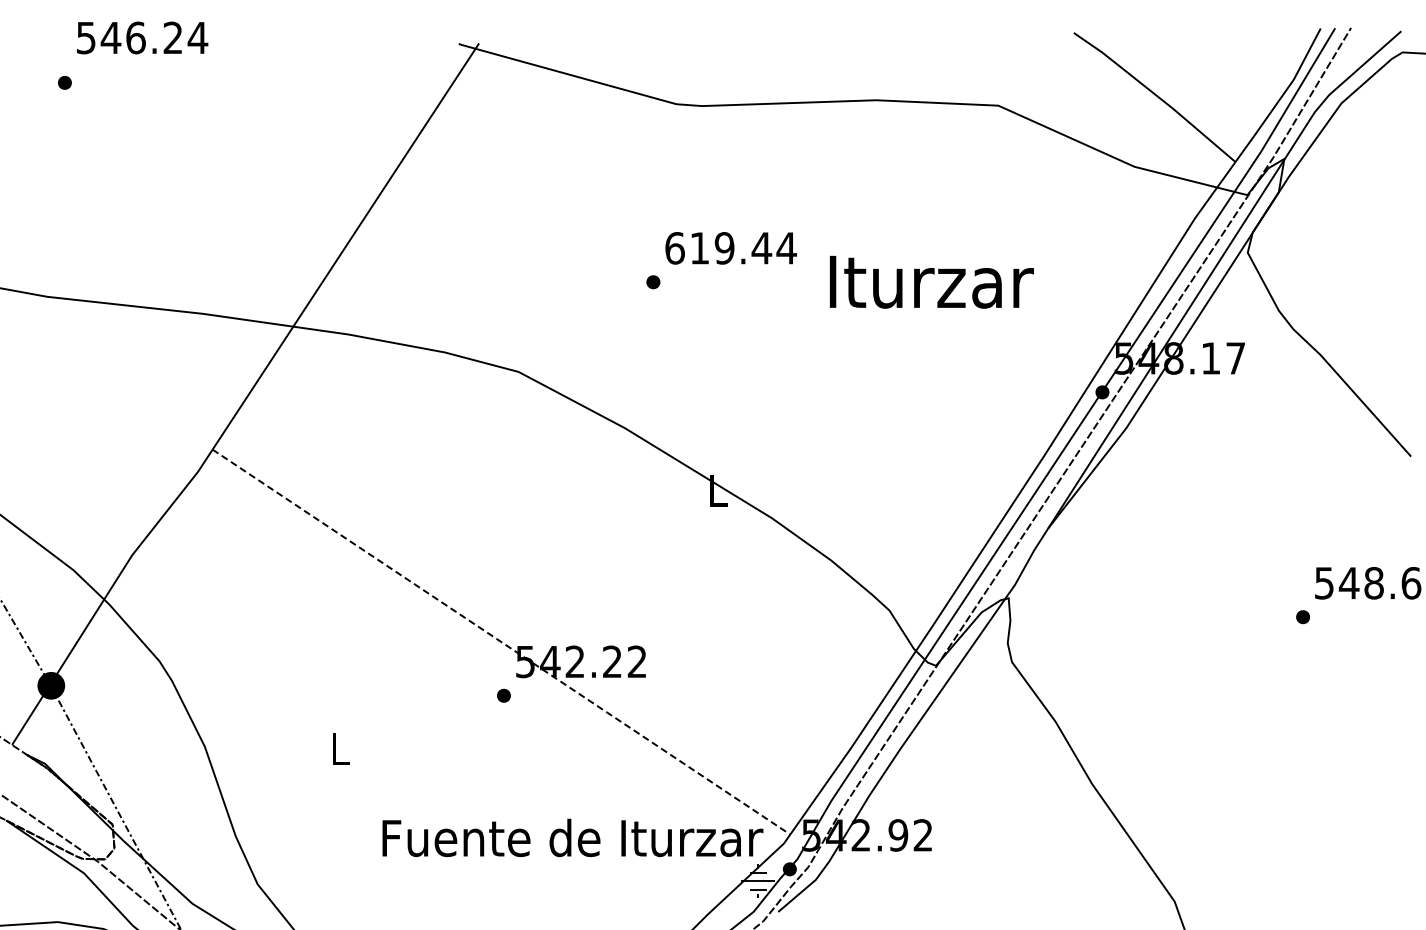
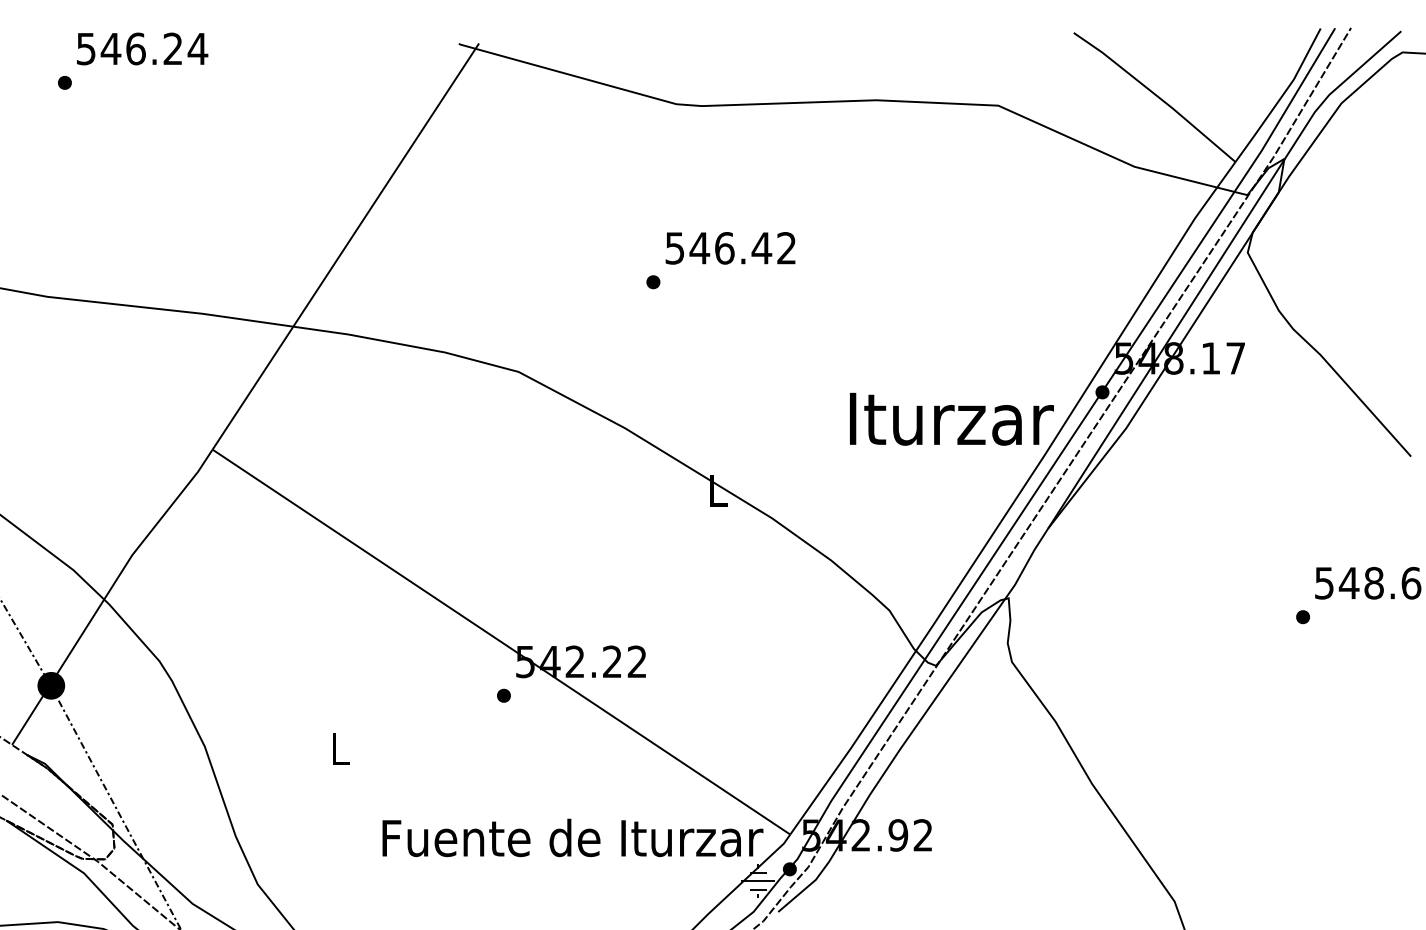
text position: (142, 37) -> (142, 48) (142, 48)
text: 619.44 -> 546.42 (731, 248)
text position: (931, 281) -> (951, 418) (951, 418)
line: dashed -> solid (501, 642)
